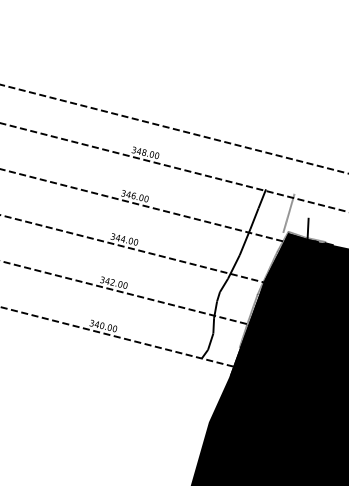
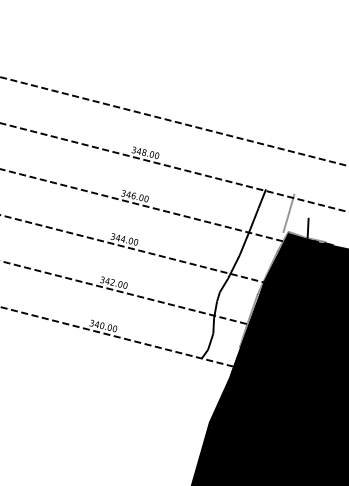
line position: (173, 128) -> (173, 121) (173, 121)
